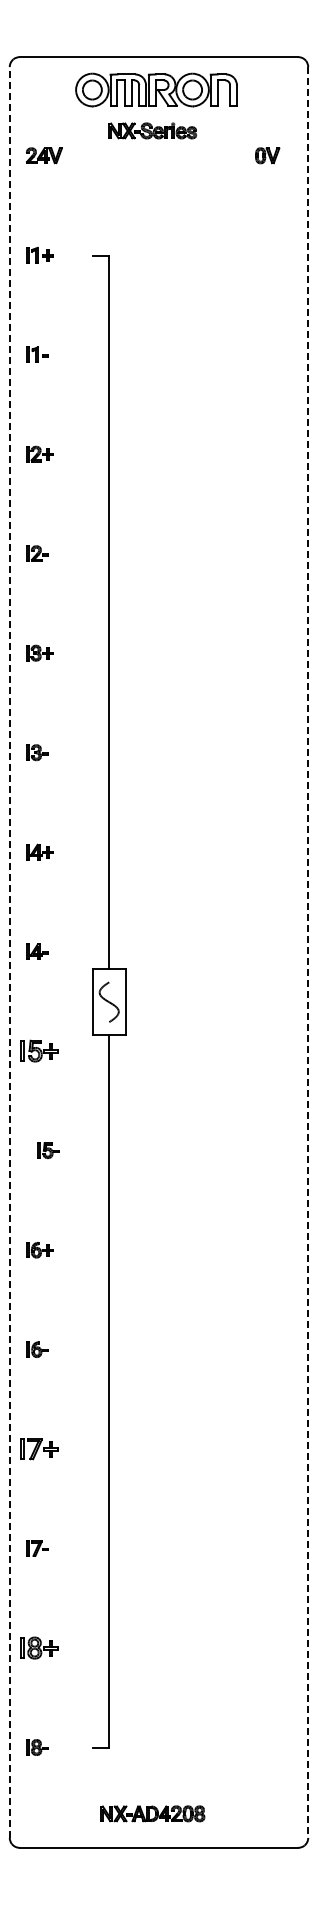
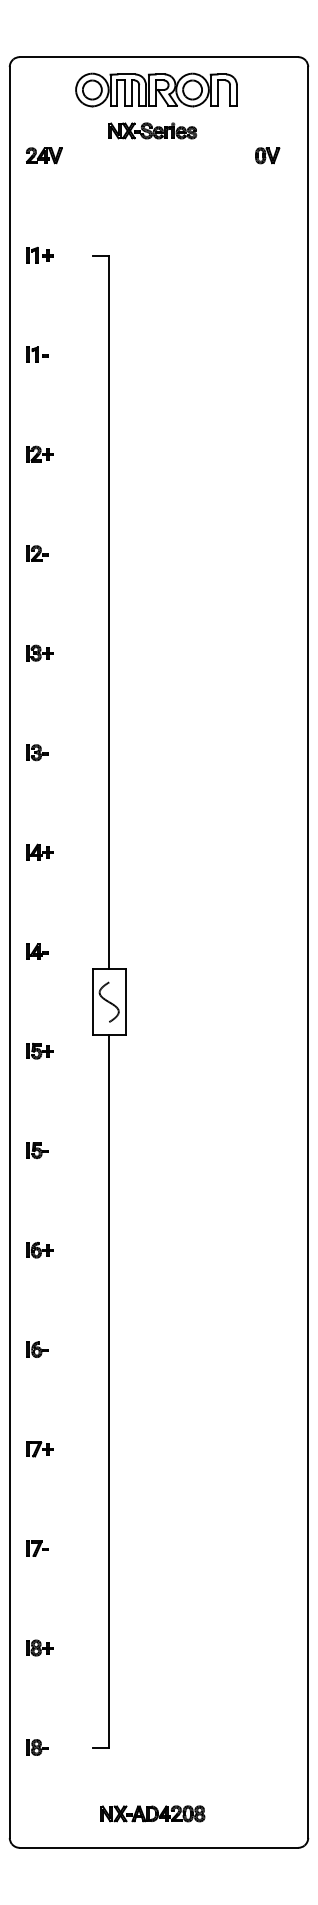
line: dashed -> solid (9, 951)
line: dashed -> solid (308, 952)
part size: 39x24 px -> 28x17 px (39, 1051)
part position: (48, 1150) -> (37, 1150) (37, 1150)
part size: 39x23 px -> 28x17 px (39, 1449)
part size: 39x24 px -> 28x18 px (39, 1647)
